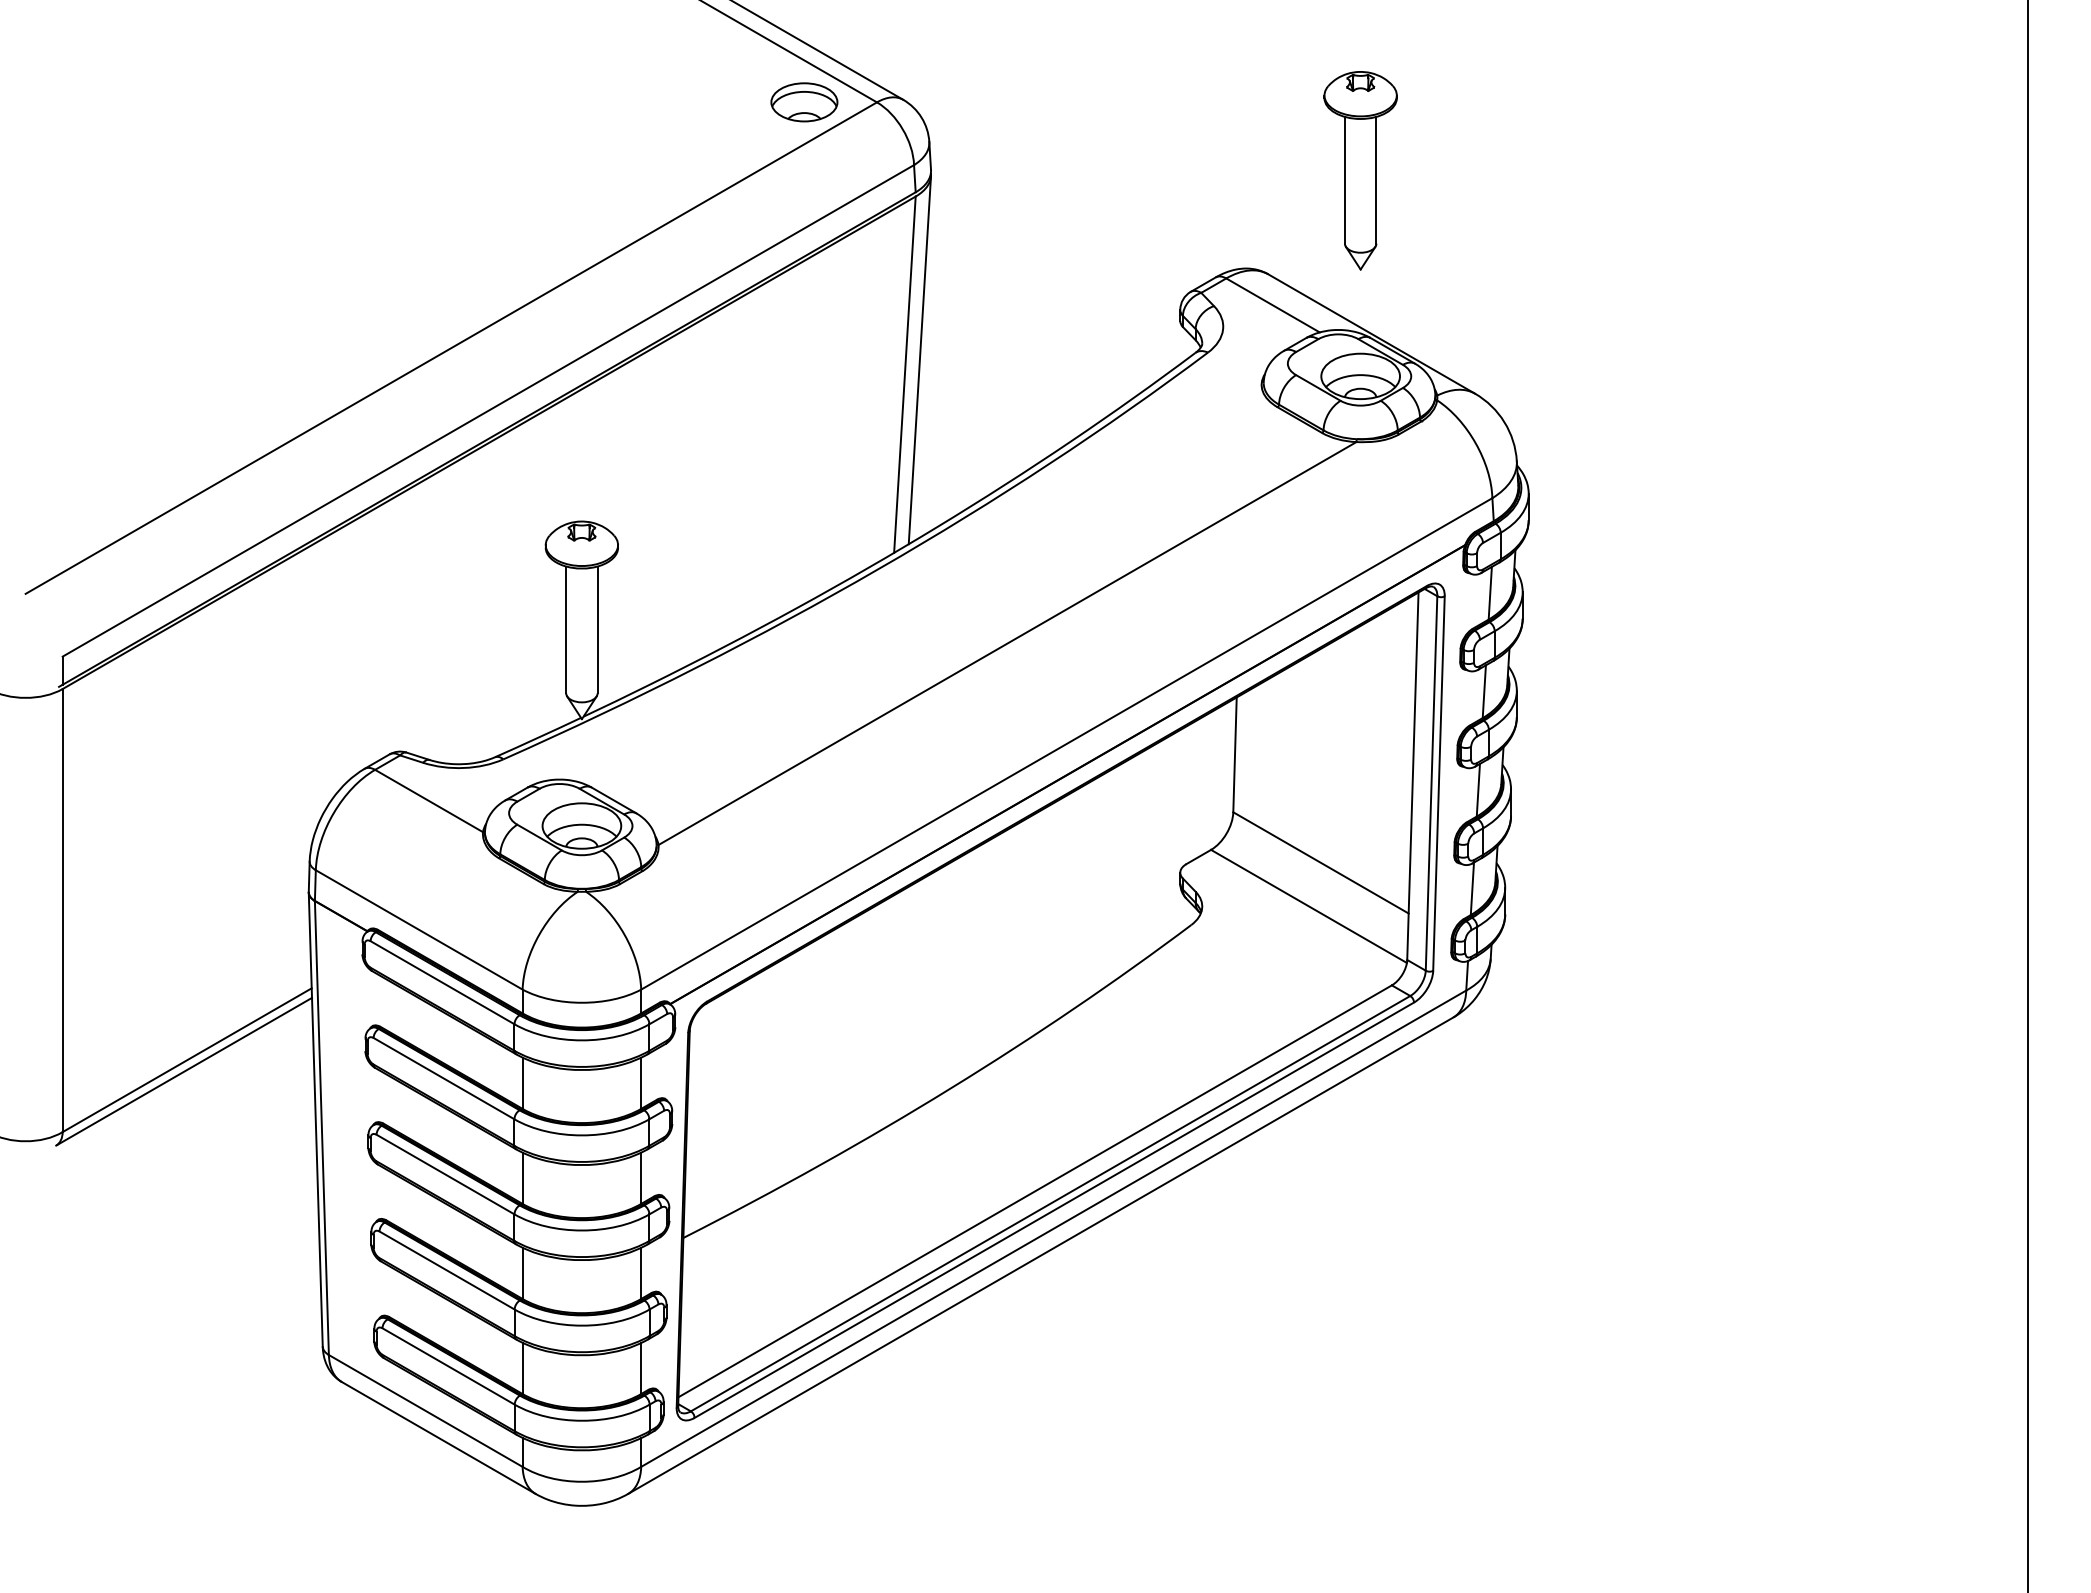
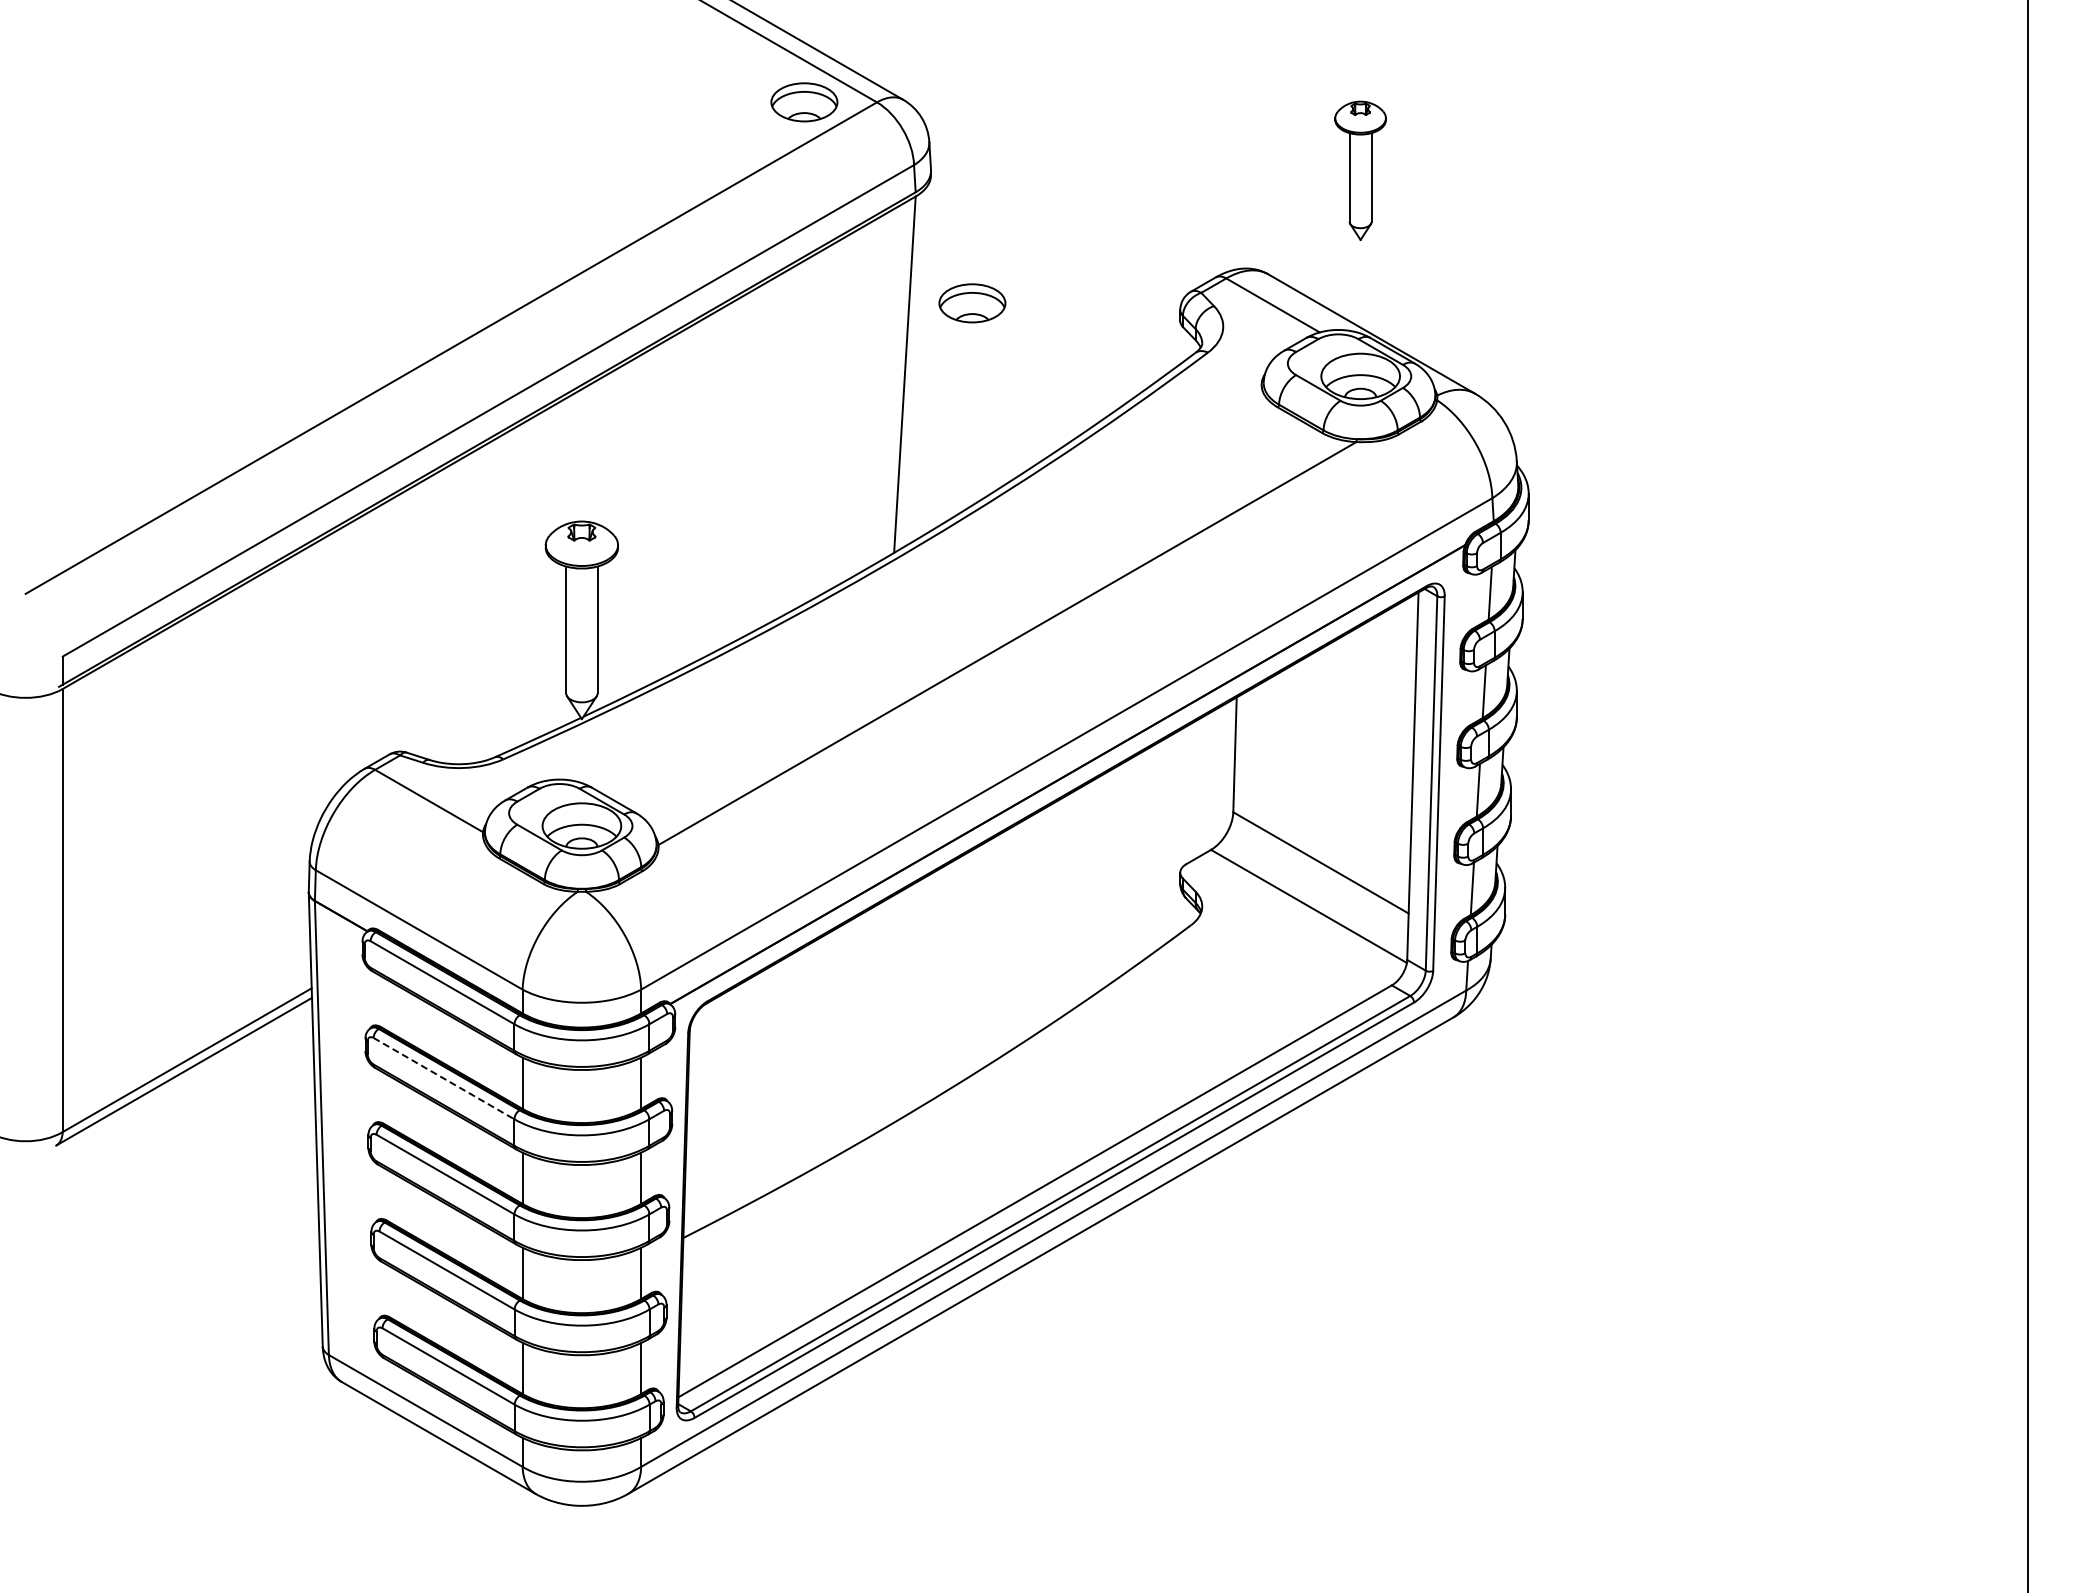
part size: 75x200 px -> 53x141 px (1360, 170)
part: none -> present (972, 303)
line: present -> none (919, 360)
line: solid -> dashed (444, 1078)
